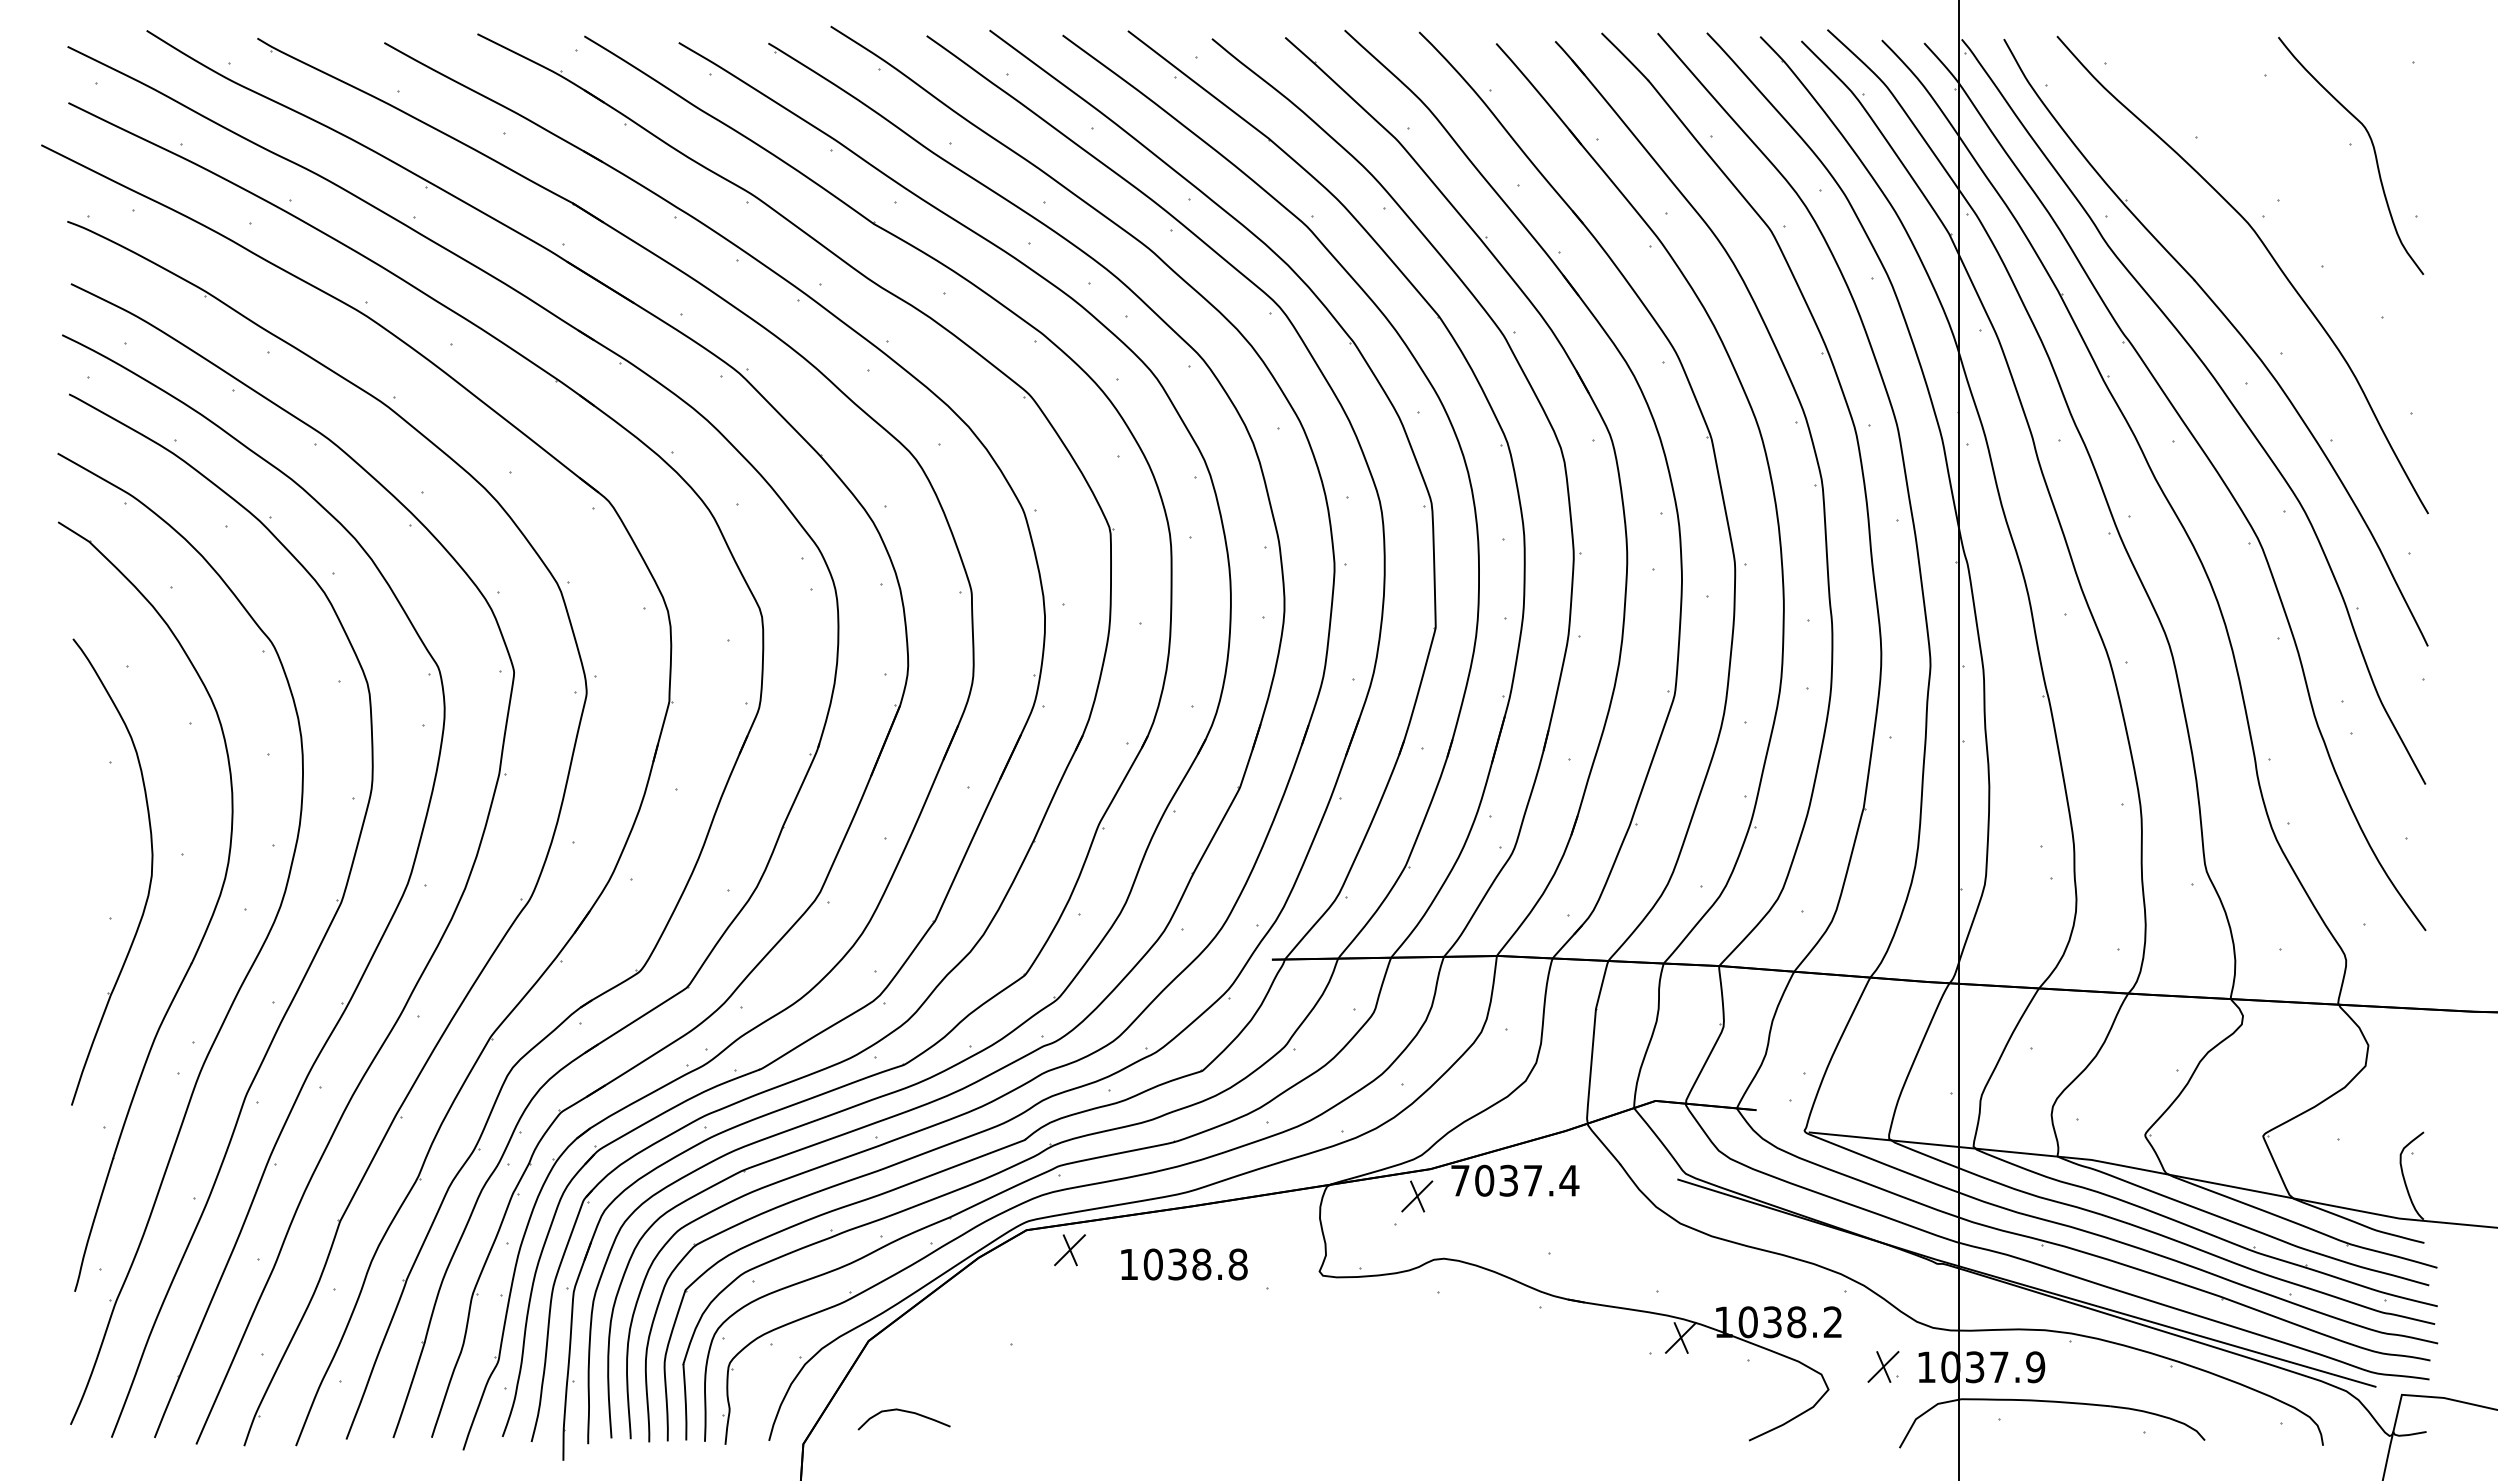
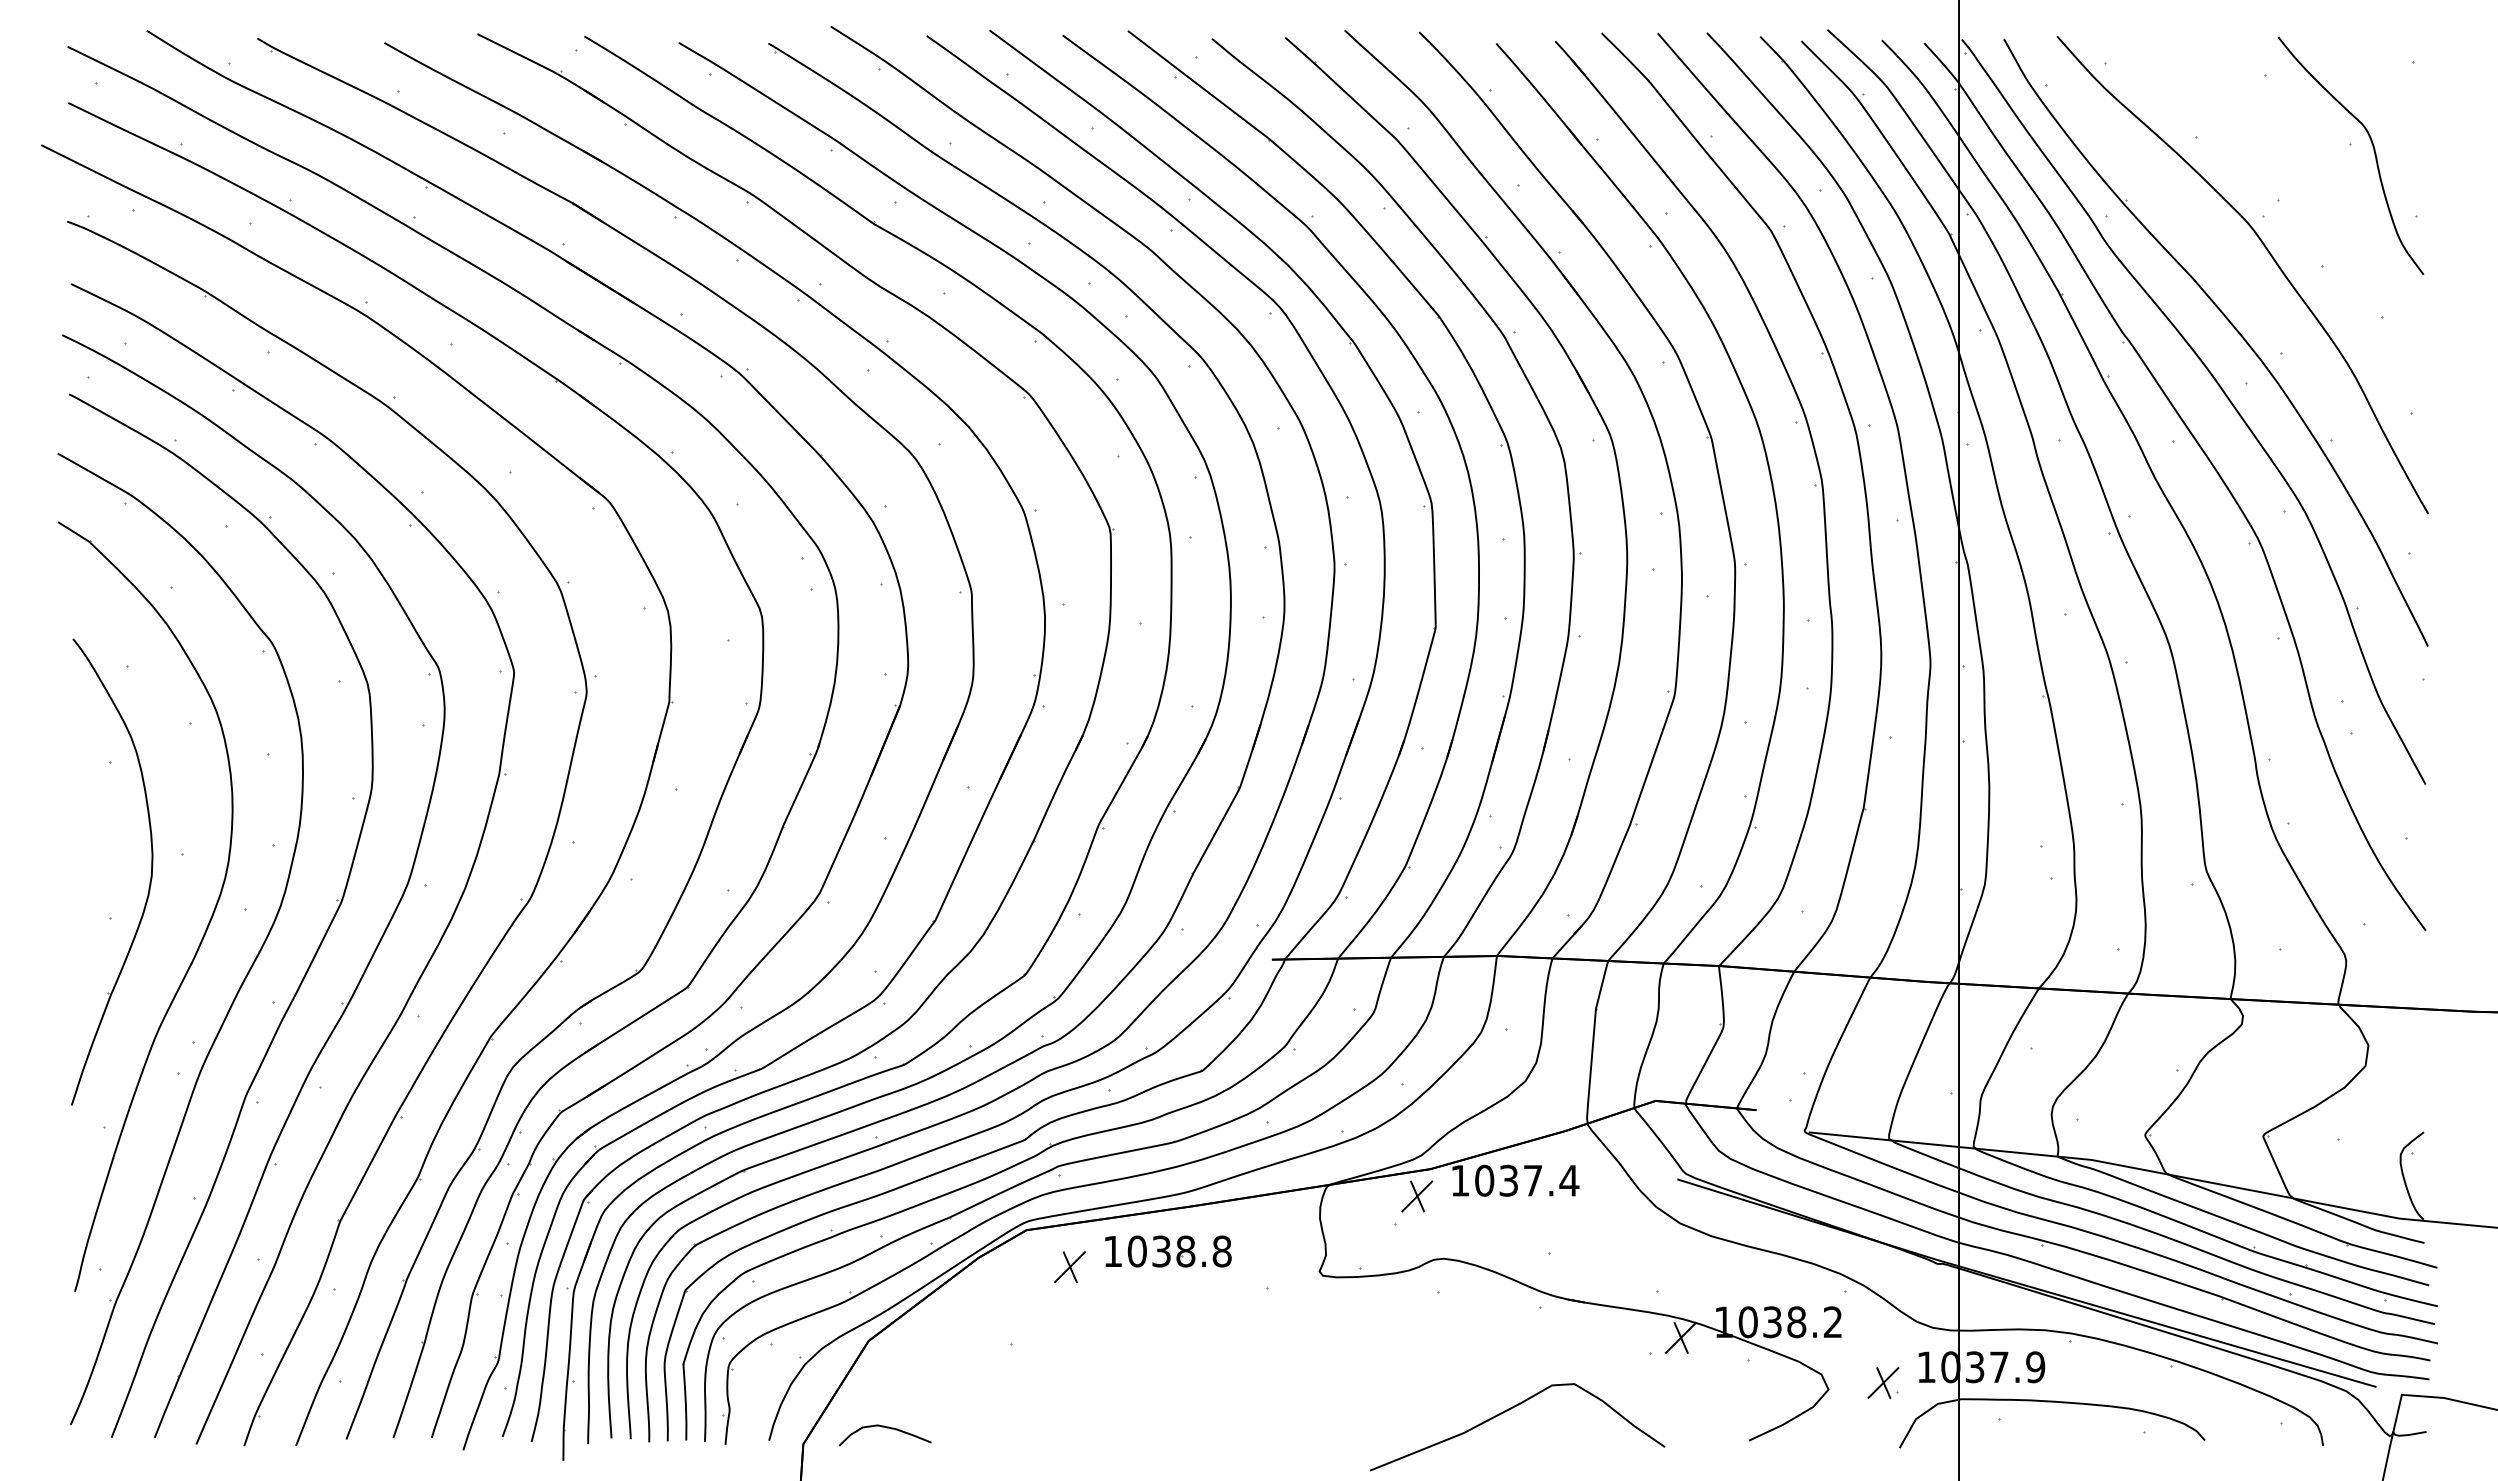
text: 7037.4 -> 1037.4 (1460, 1180)
part position: (1069, 1250) -> (1069, 1267) (1069, 1267)
part position: (1184, 1264) -> (1168, 1251) (1168, 1251)
part position: (1883, 1366) -> (1883, 1382) (1883, 1382)
curve: none -> present (1509, 1410)
curve position: (905, 1412) -> (886, 1428) (886, 1428)
